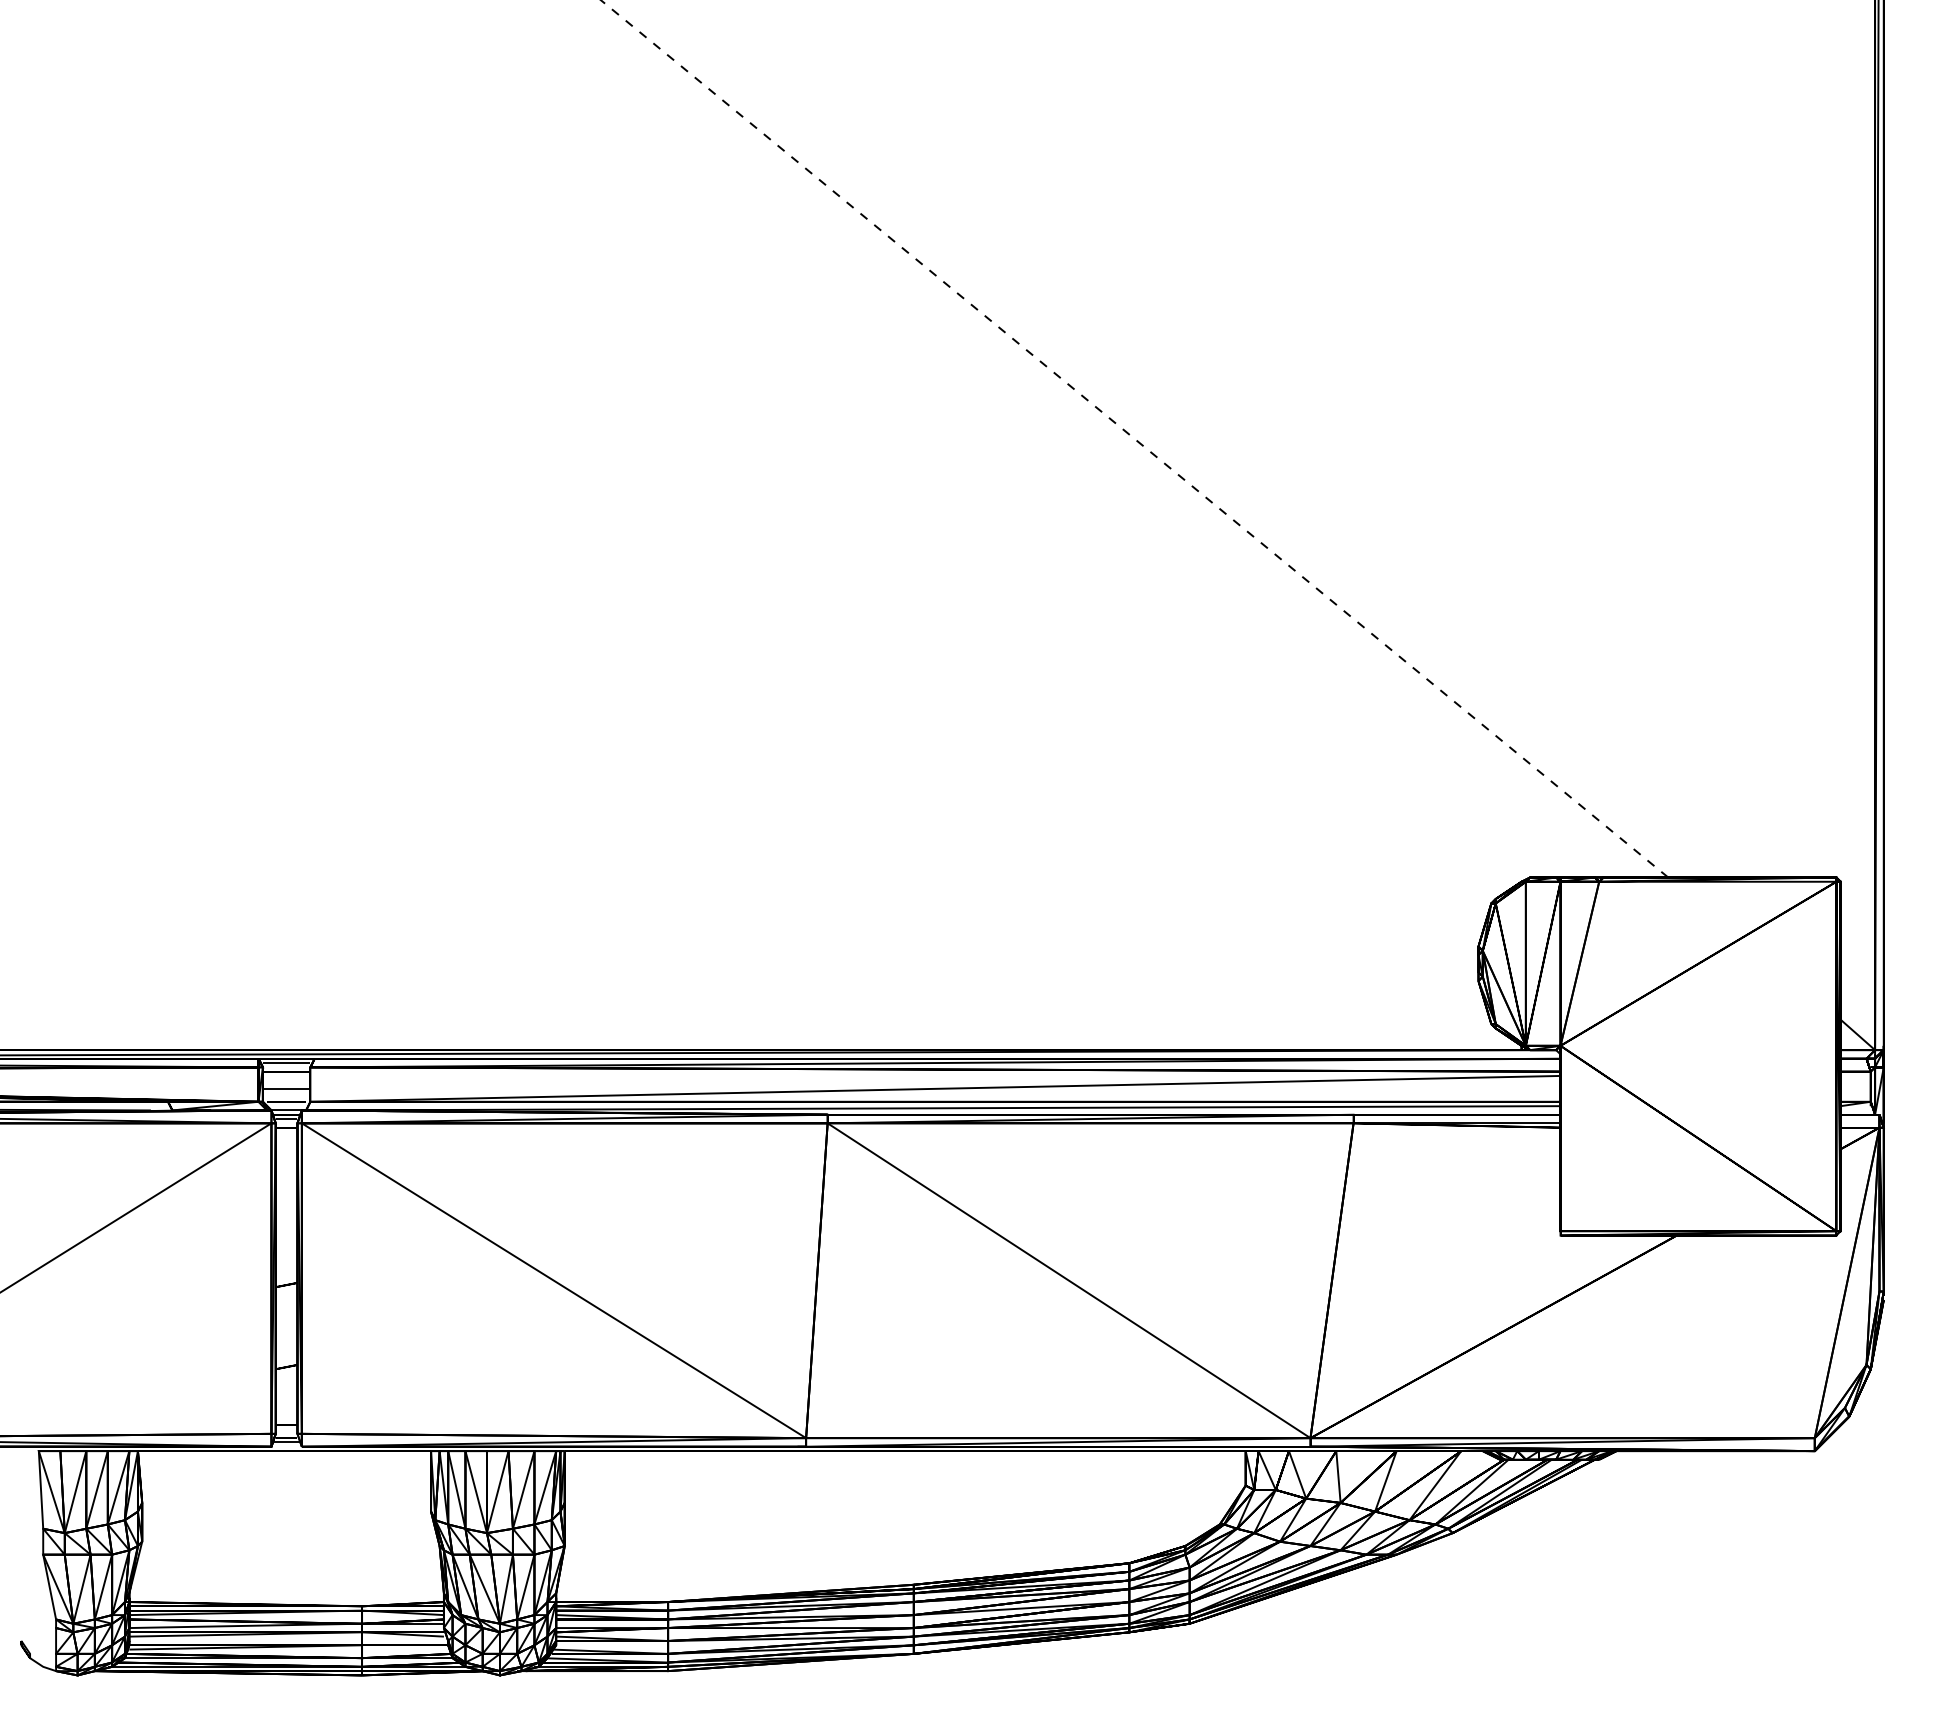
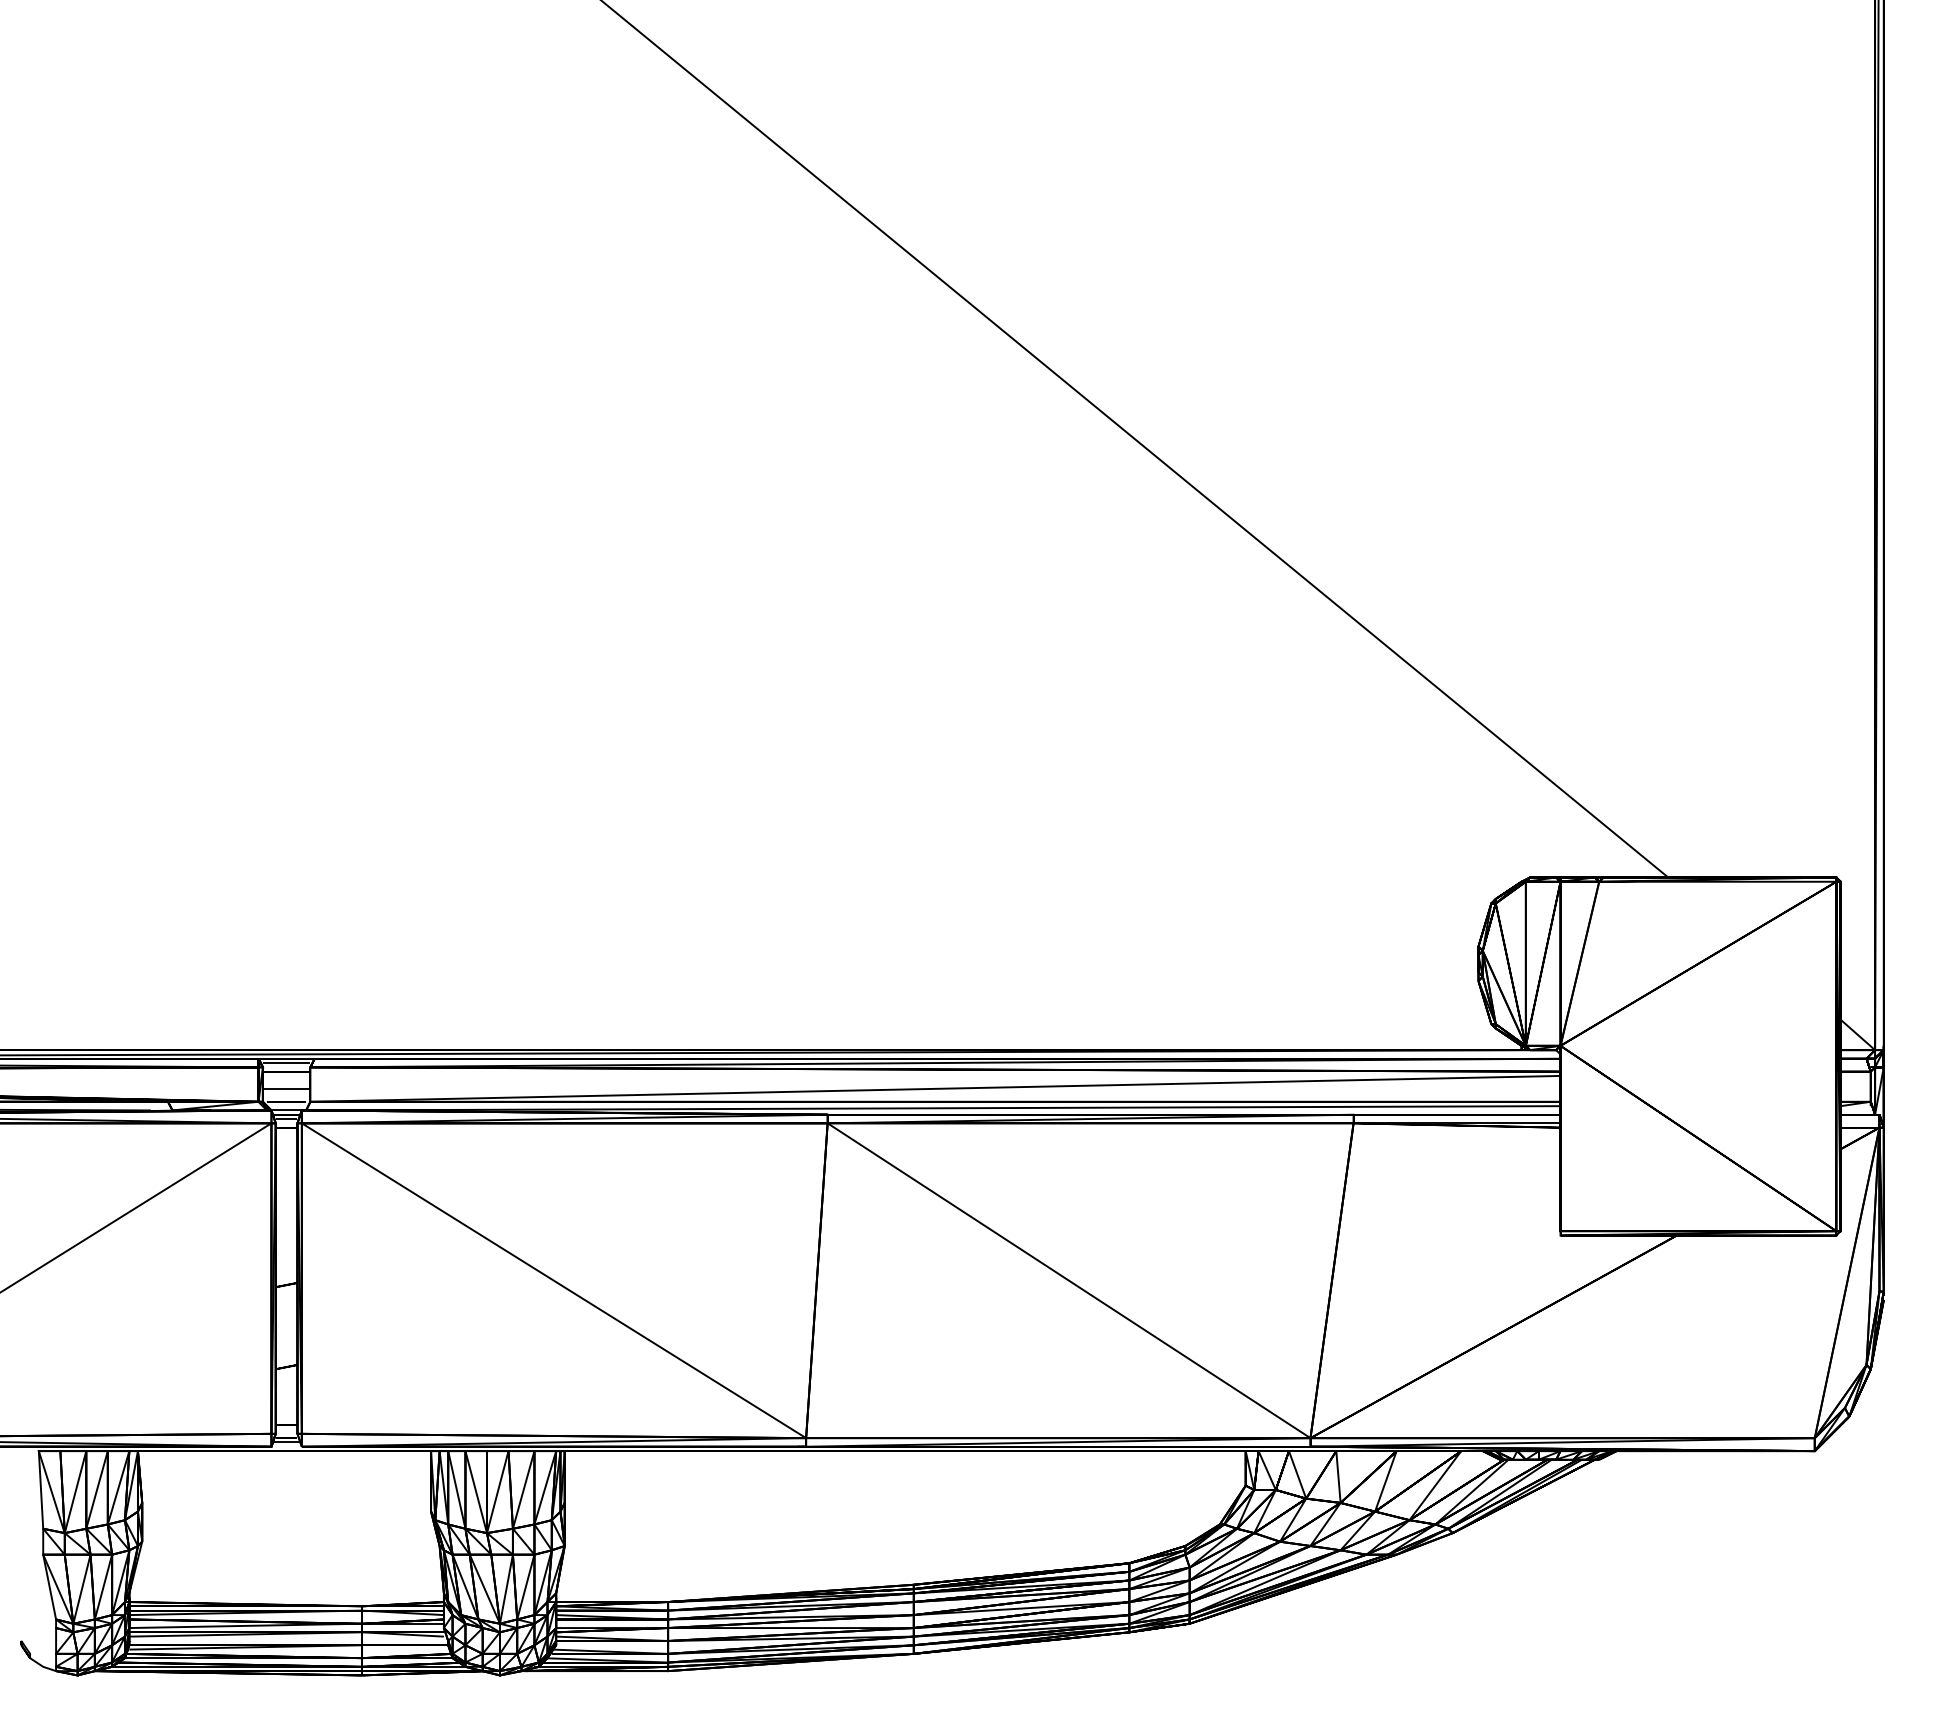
line: dashed -> solid (1134, 438)
